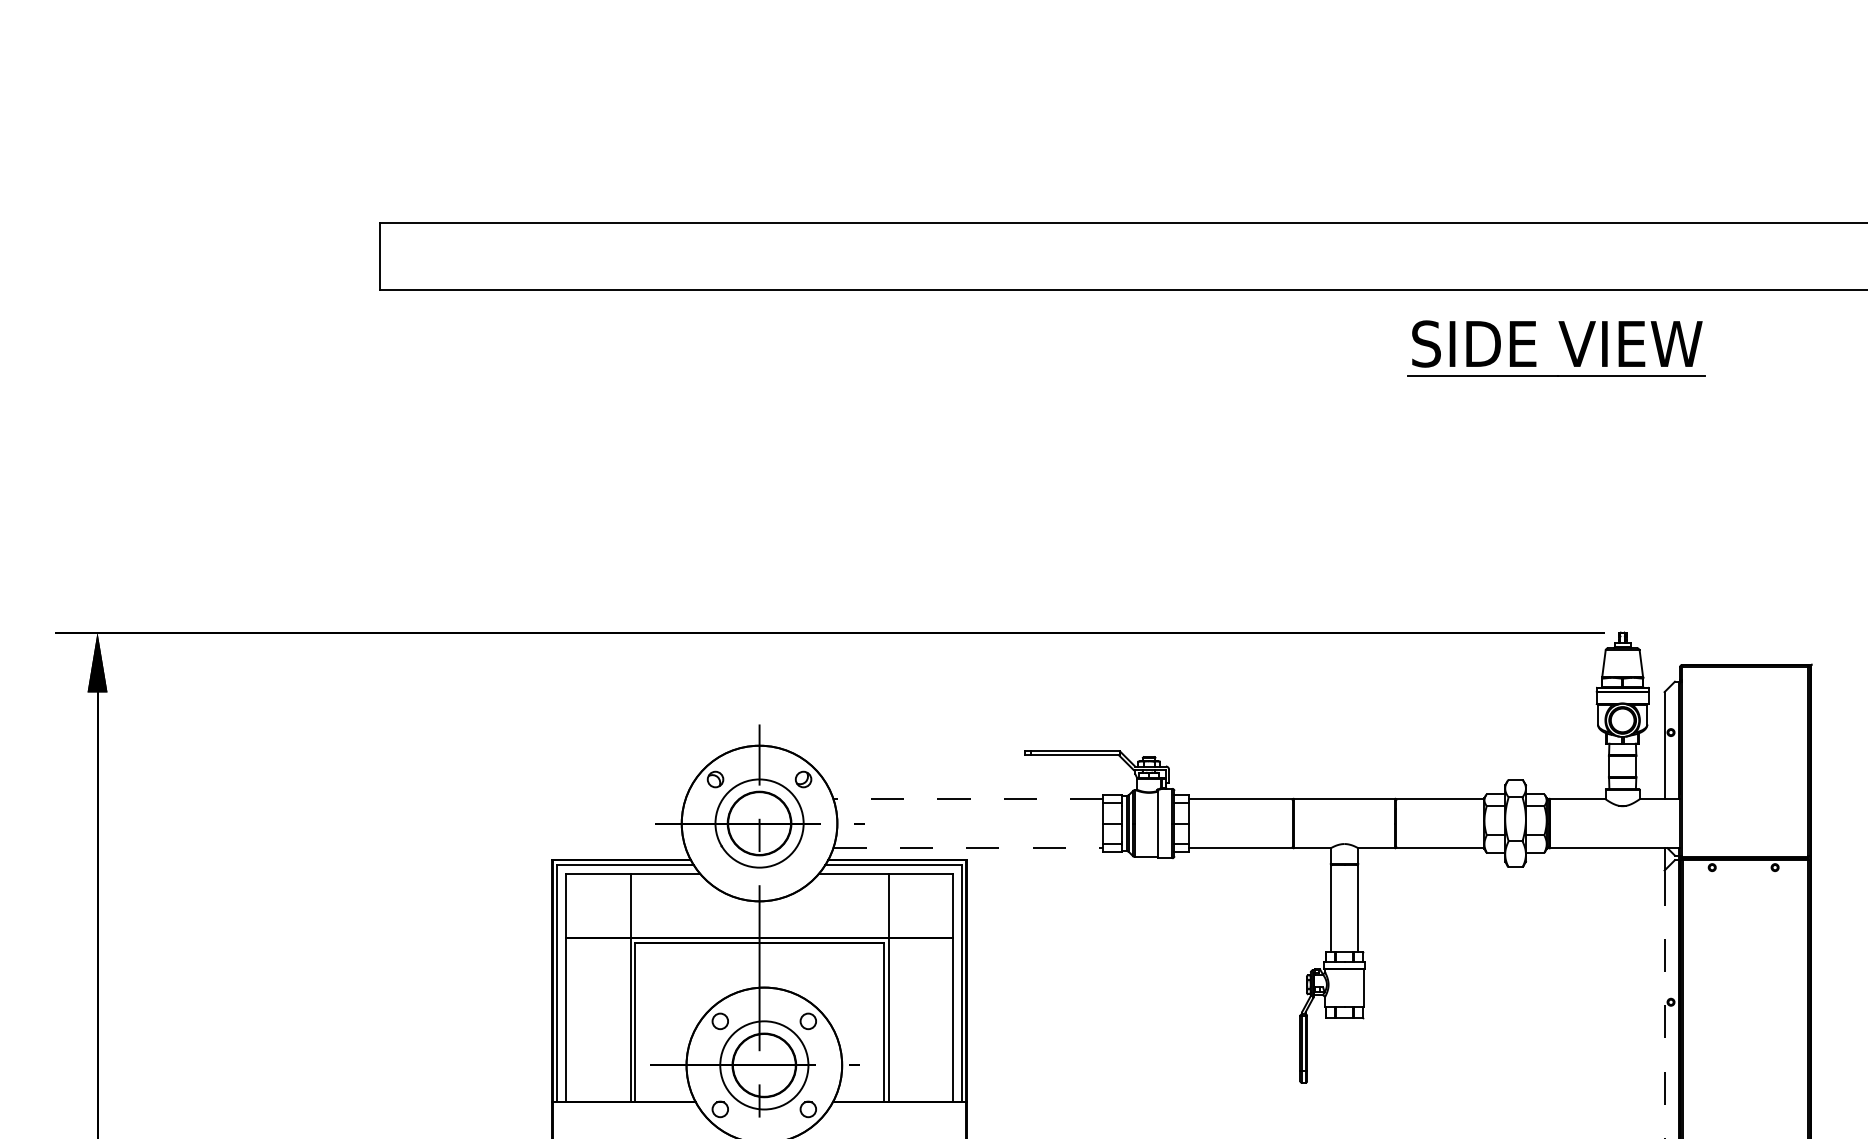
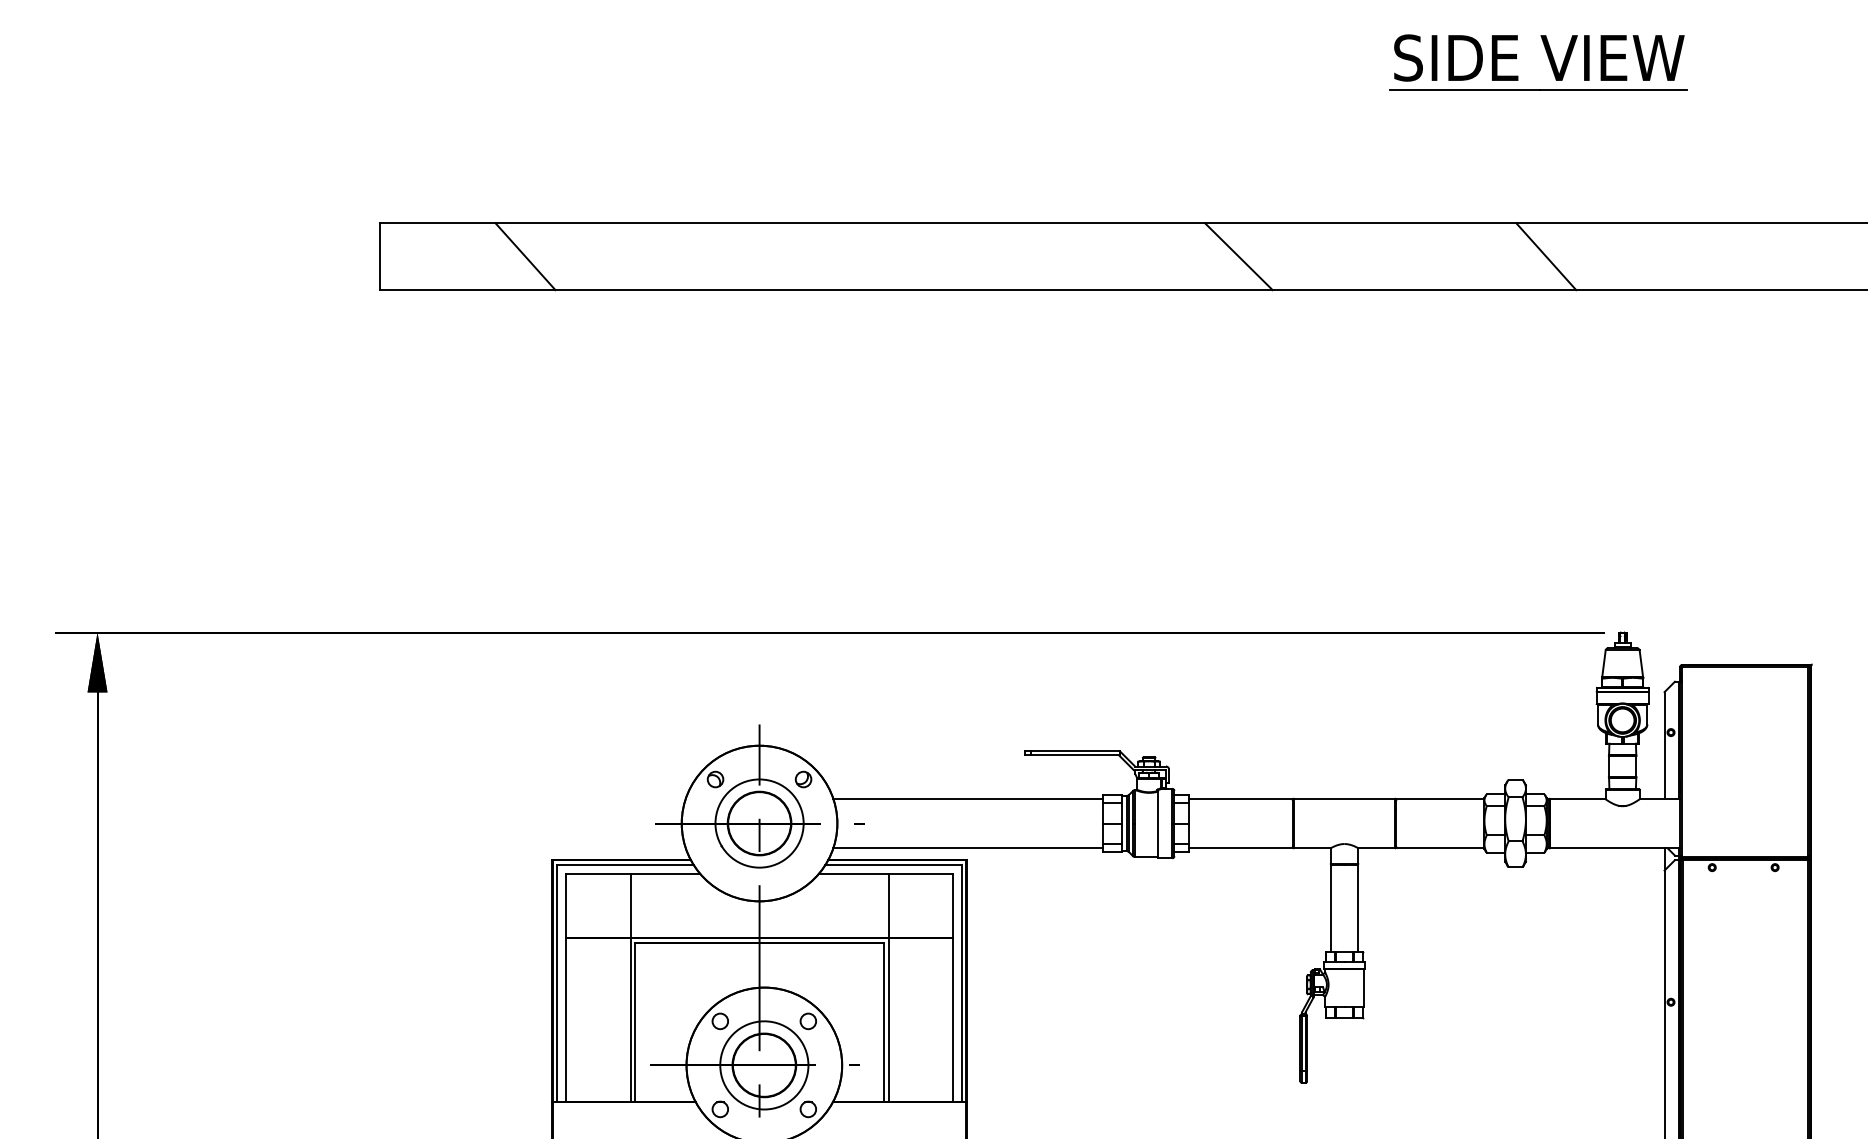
line: none -> present (525, 256)
line: none -> present (1238, 256)
line: none -> present (1546, 256)
part position: (1566, 345) -> (1548, 59) (1548, 59)
line: dashed -> solid (968, 798)
line: dashed -> solid (968, 848)
line: dashed -> solid (1664, 1004)
